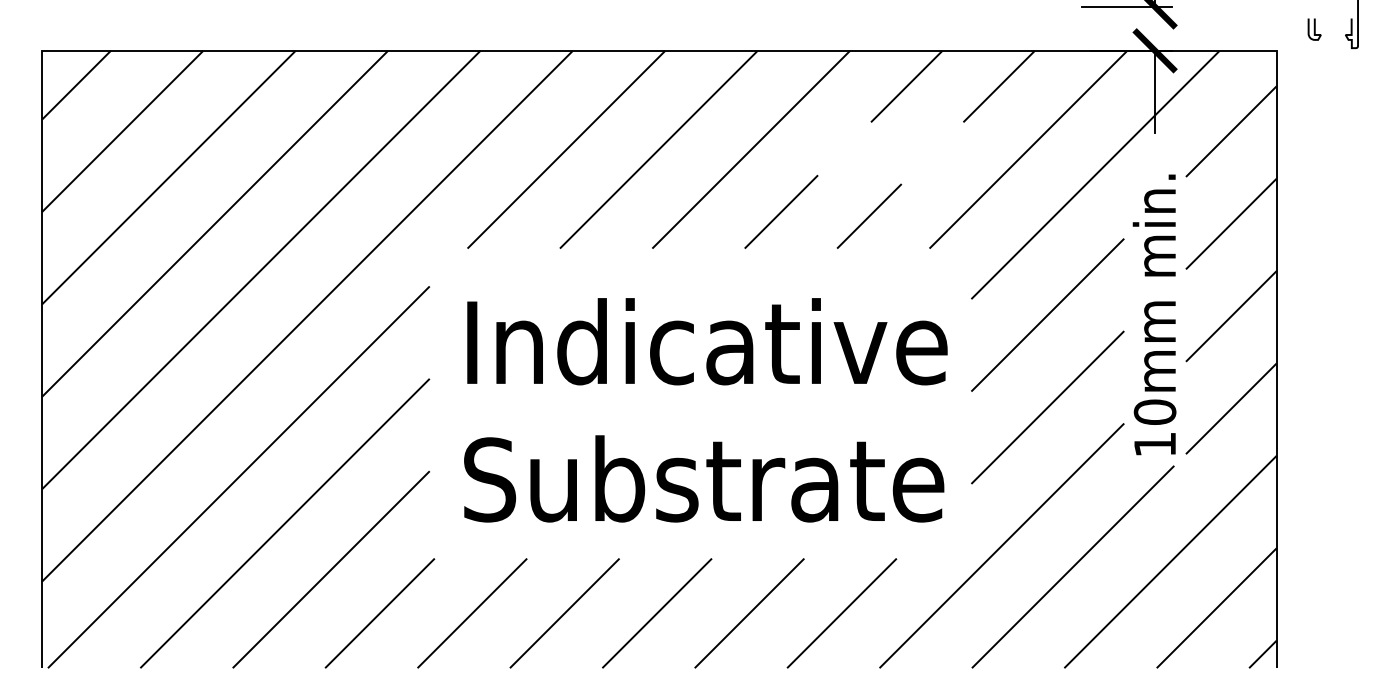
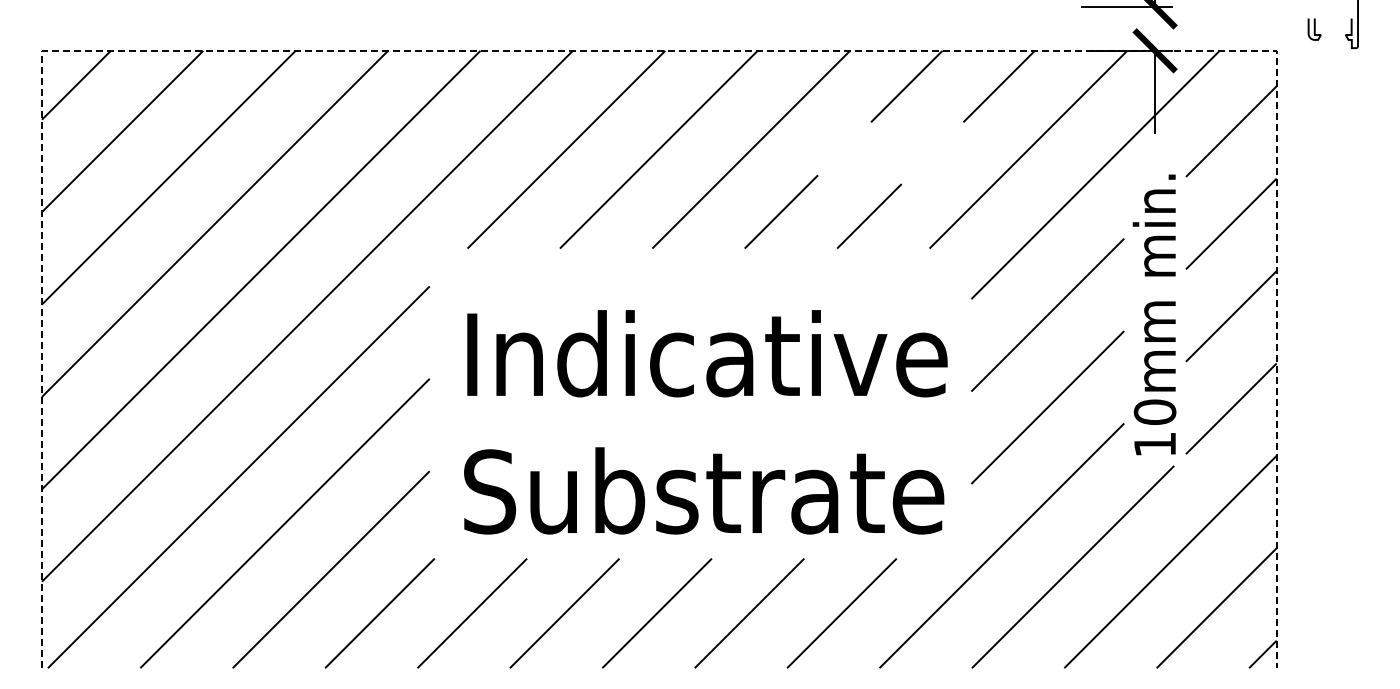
line: solid -> dashed (659, 50)
text position: (705, 410) -> (705, 422) (705, 422)
